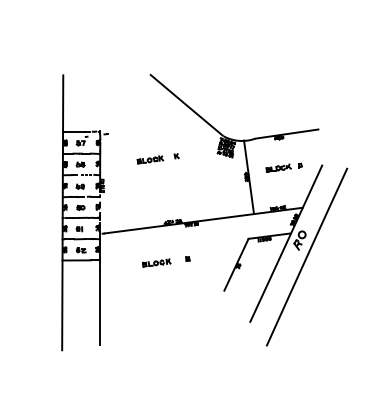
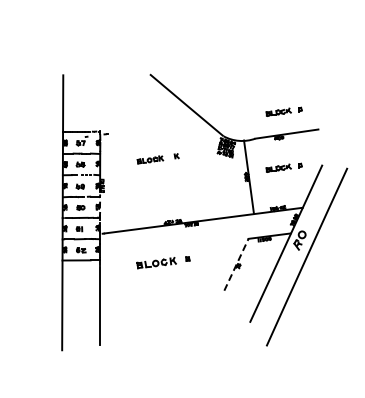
part: none -> present (283, 111)
part size: 30x10 px -> 41x13 px (156, 263)
line: solid -> dashed (236, 264)
